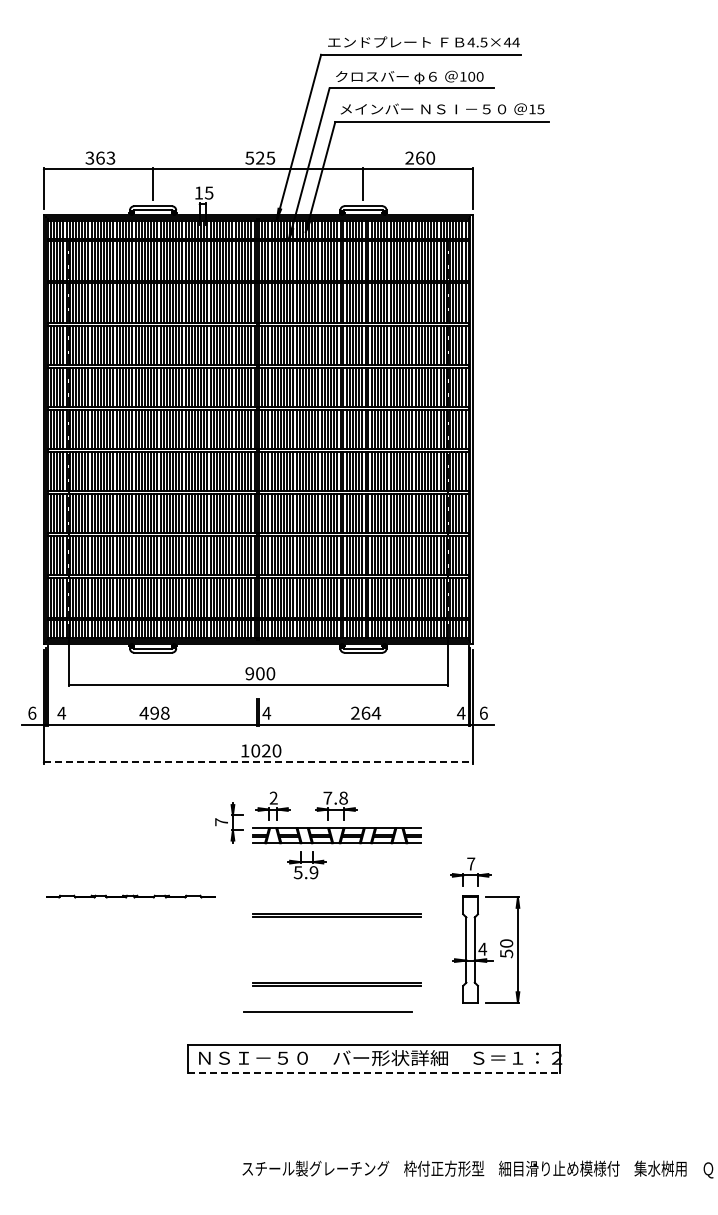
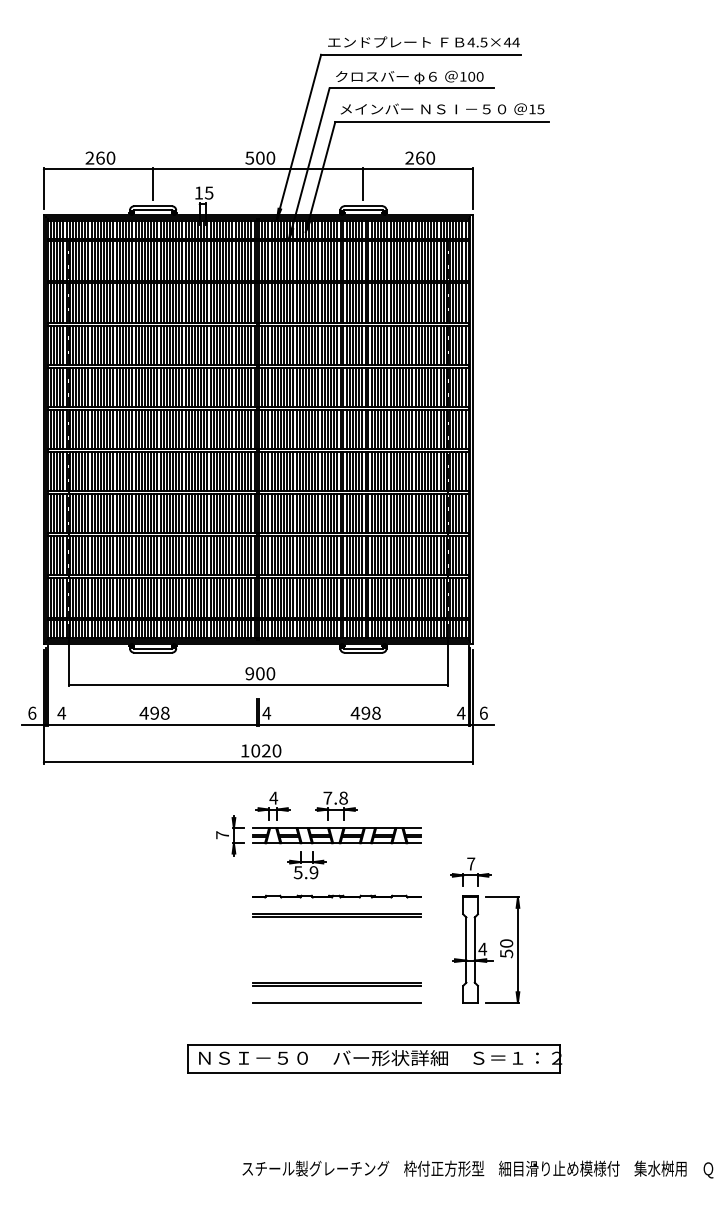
text: 363 -> 260 (100, 157)
text: 525 -> 500 (265, 157)
text: 264 -> 498 (365, 712)
line: dashed -> solid (258, 762)
text: 2 -> 4 (273, 797)
part position: (229, 822) -> (230, 835) (230, 835)
part position: (130, 896) -> (336, 896) (336, 896)
line position: (327, 1011) -> (336, 1002) (336, 1002)
line: dashed -> solid (373, 1072)
